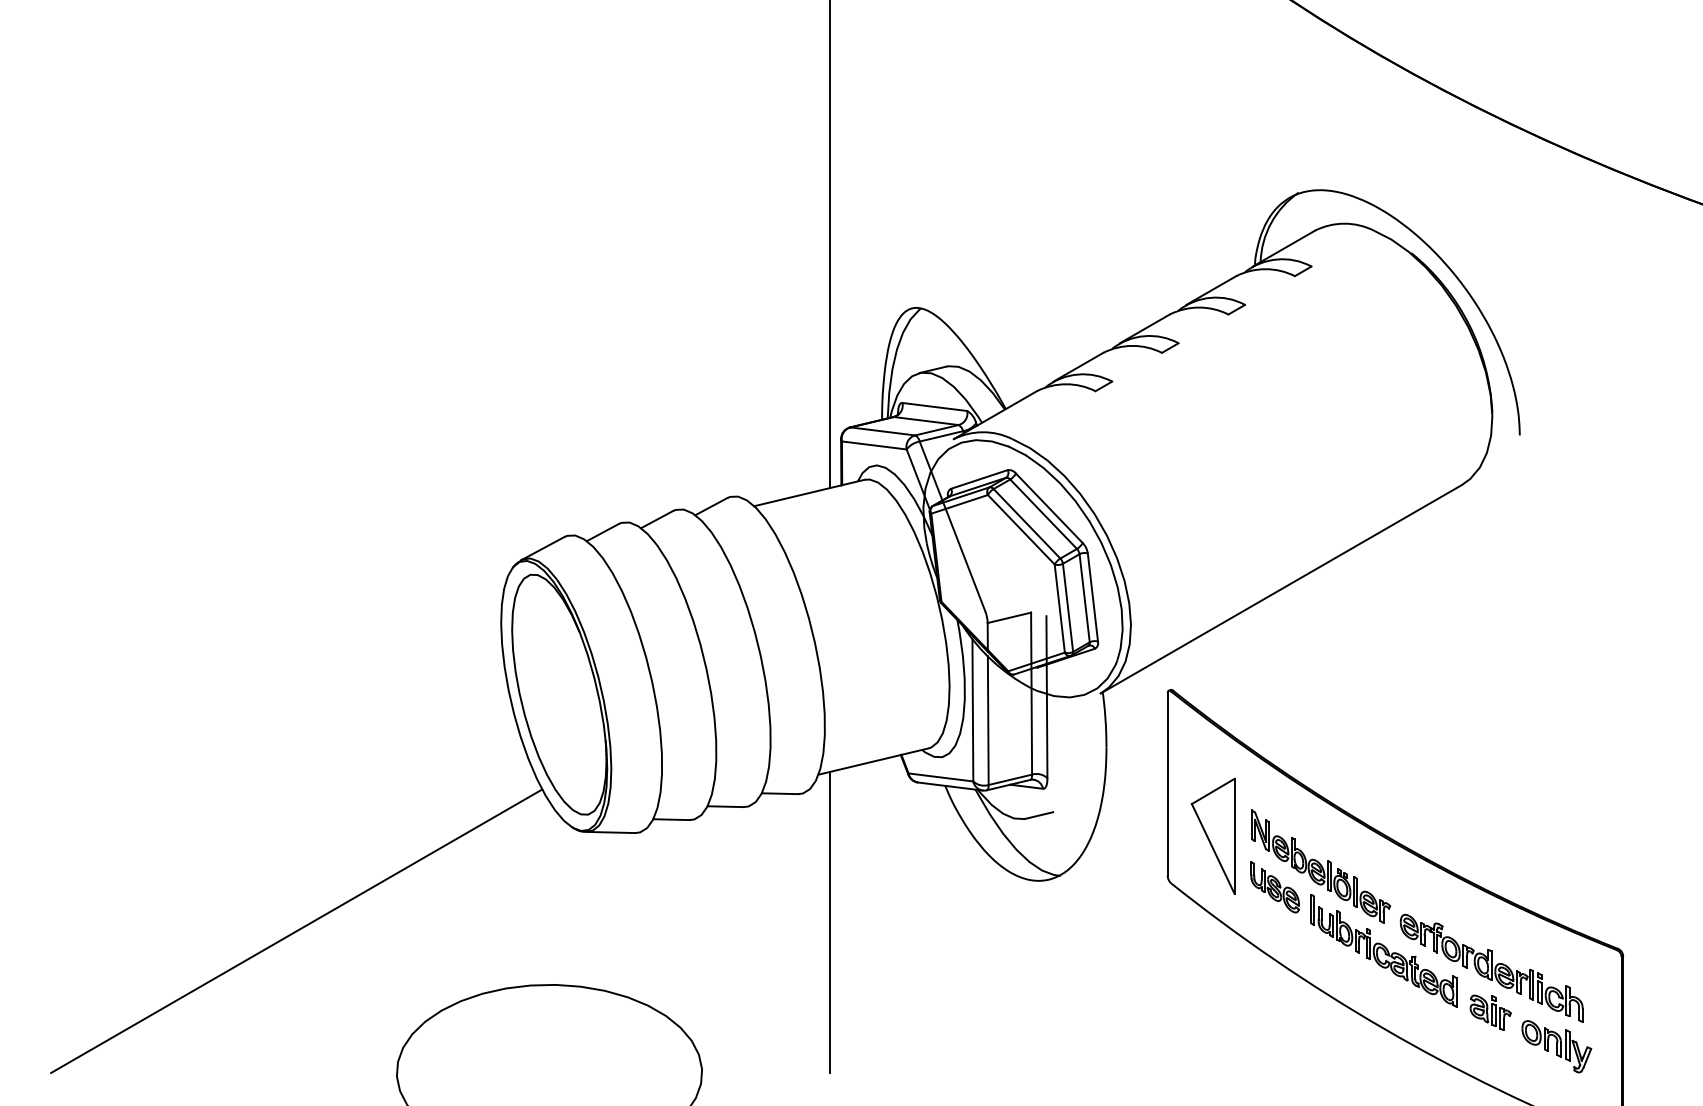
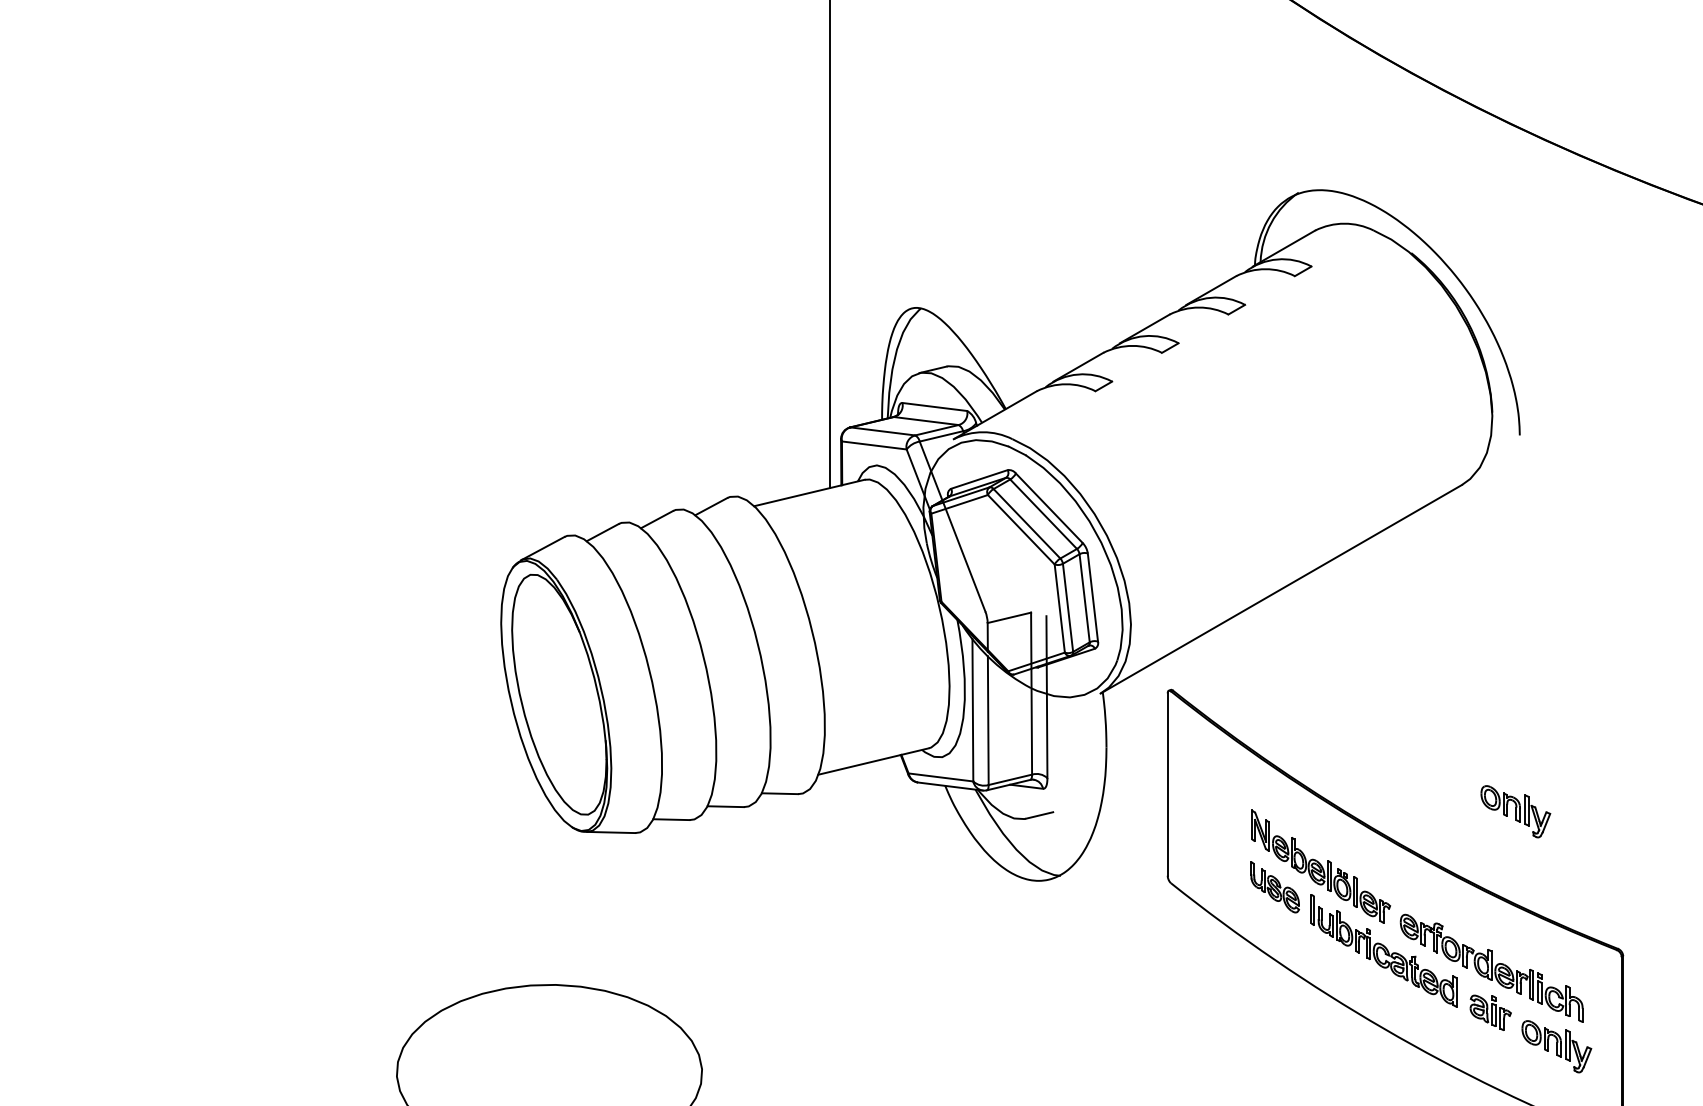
part: none -> present (1515, 811)
part: present -> none (1212, 835)
line: present -> none (829, 922)
line: present -> none (296, 930)
